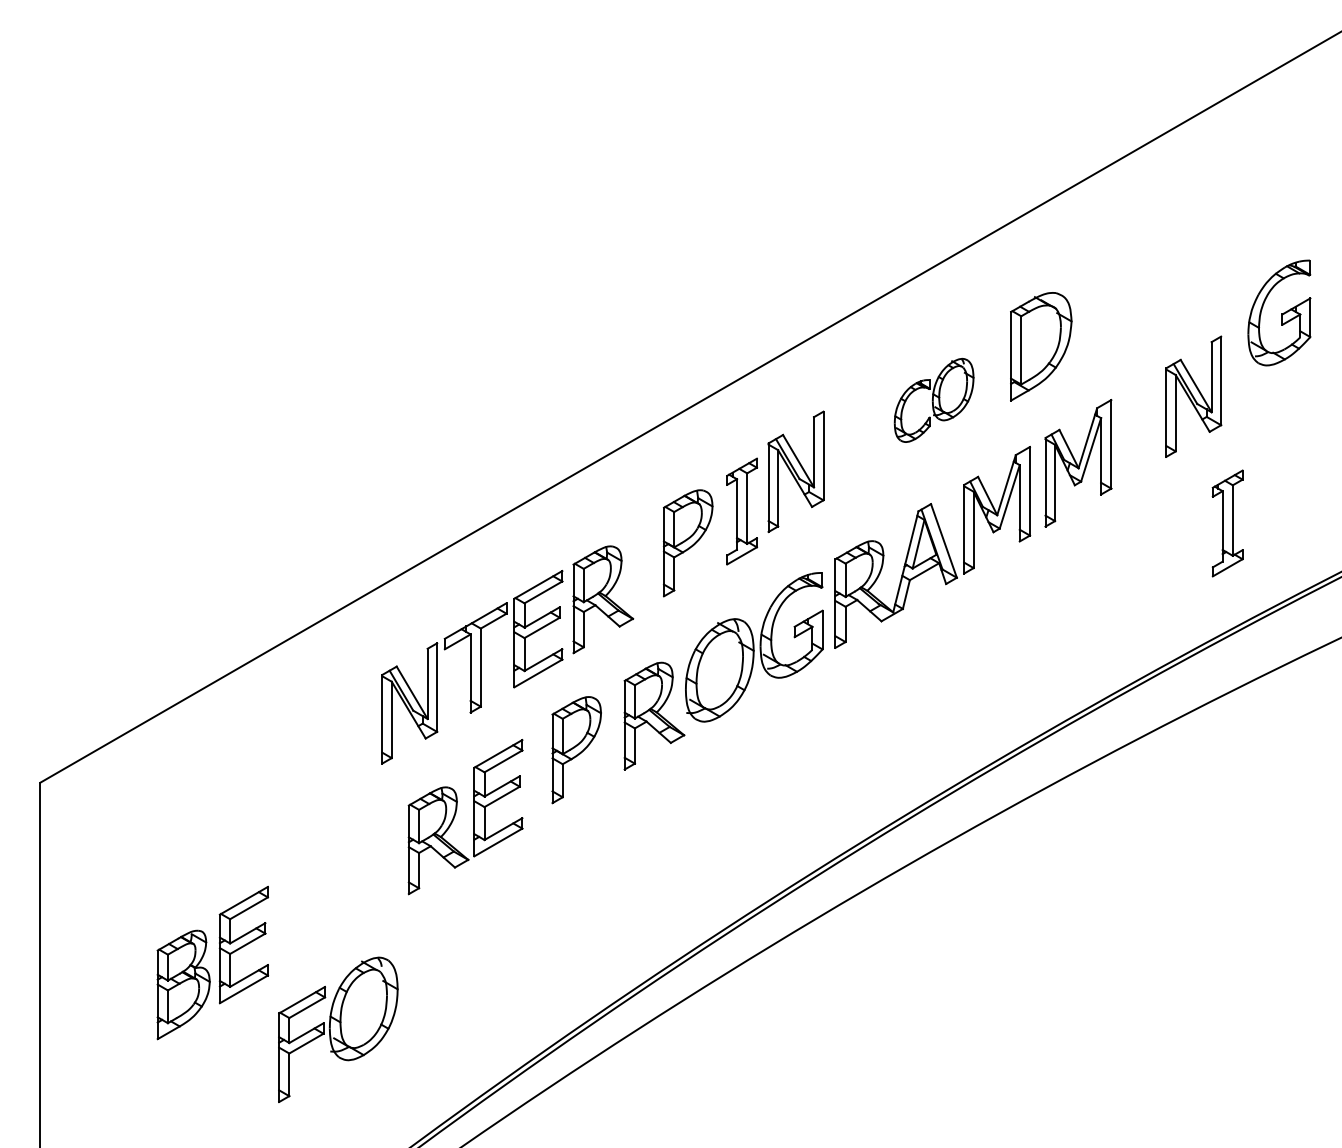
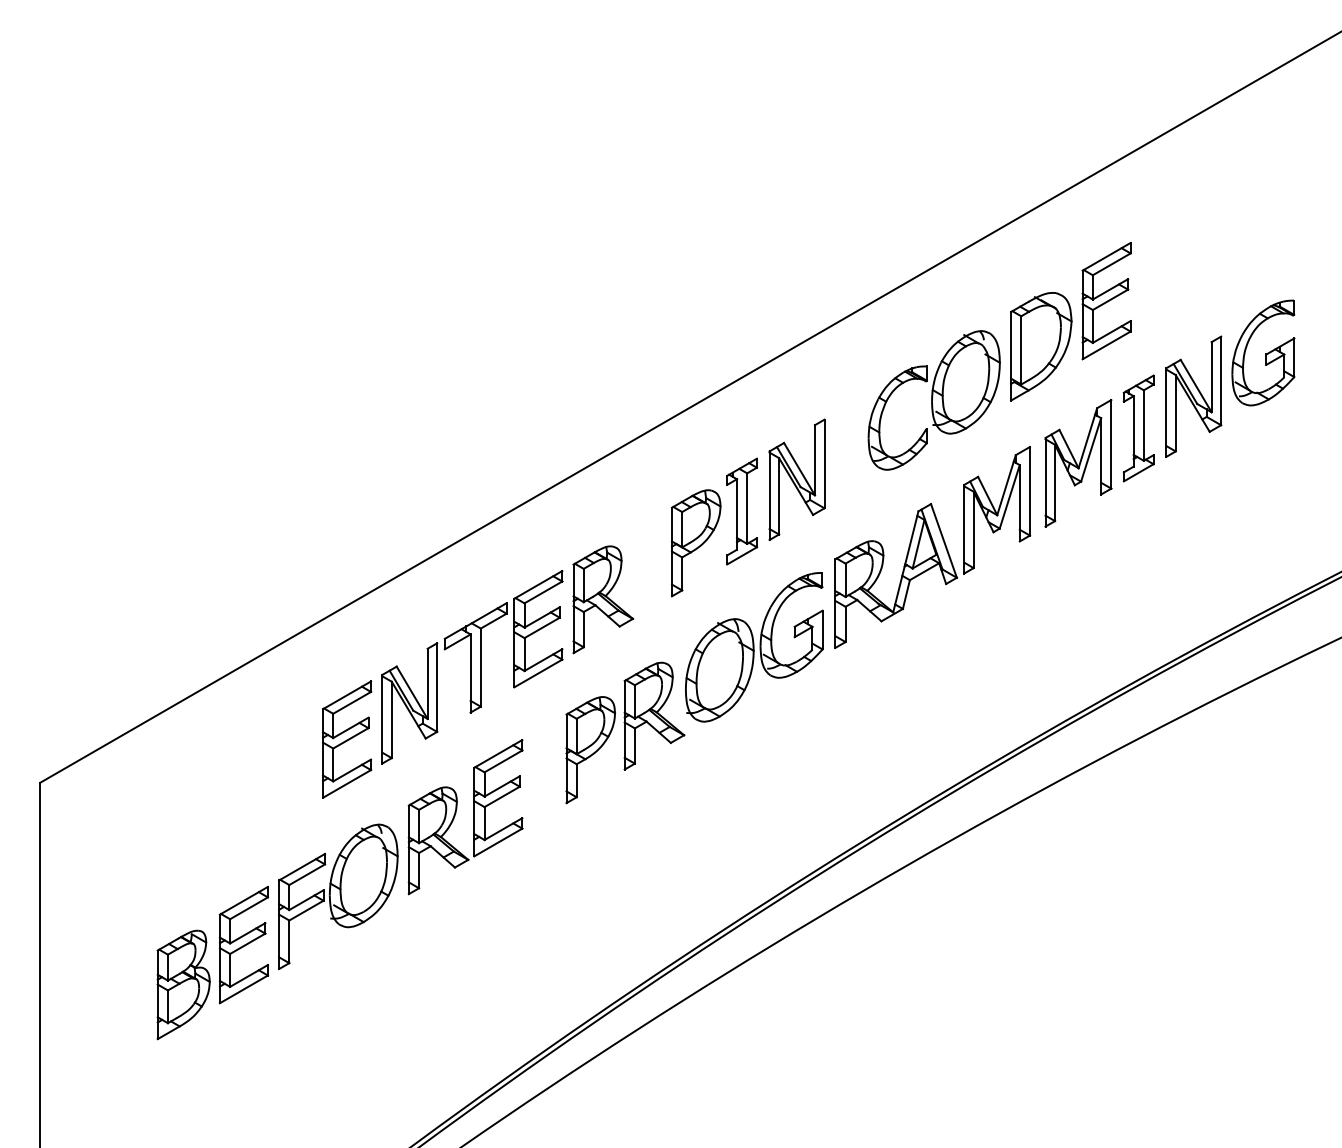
part: none -> present (1106, 301)
part position: (1279, 312) -> (1263, 352) (1263, 352)
part size: 82x86 px -> 134x141 px (933, 400)
part position: (795, 471) -> (796, 479) (796, 479)
part position: (1227, 523) -> (1138, 428) (1138, 428)
part position: (688, 543) -> (696, 543) (696, 543)
part: none -> present (347, 739)
part position: (576, 750) -> (590, 750) (590, 750)
part position: (338, 1029) -> (338, 896) (338, 896)
